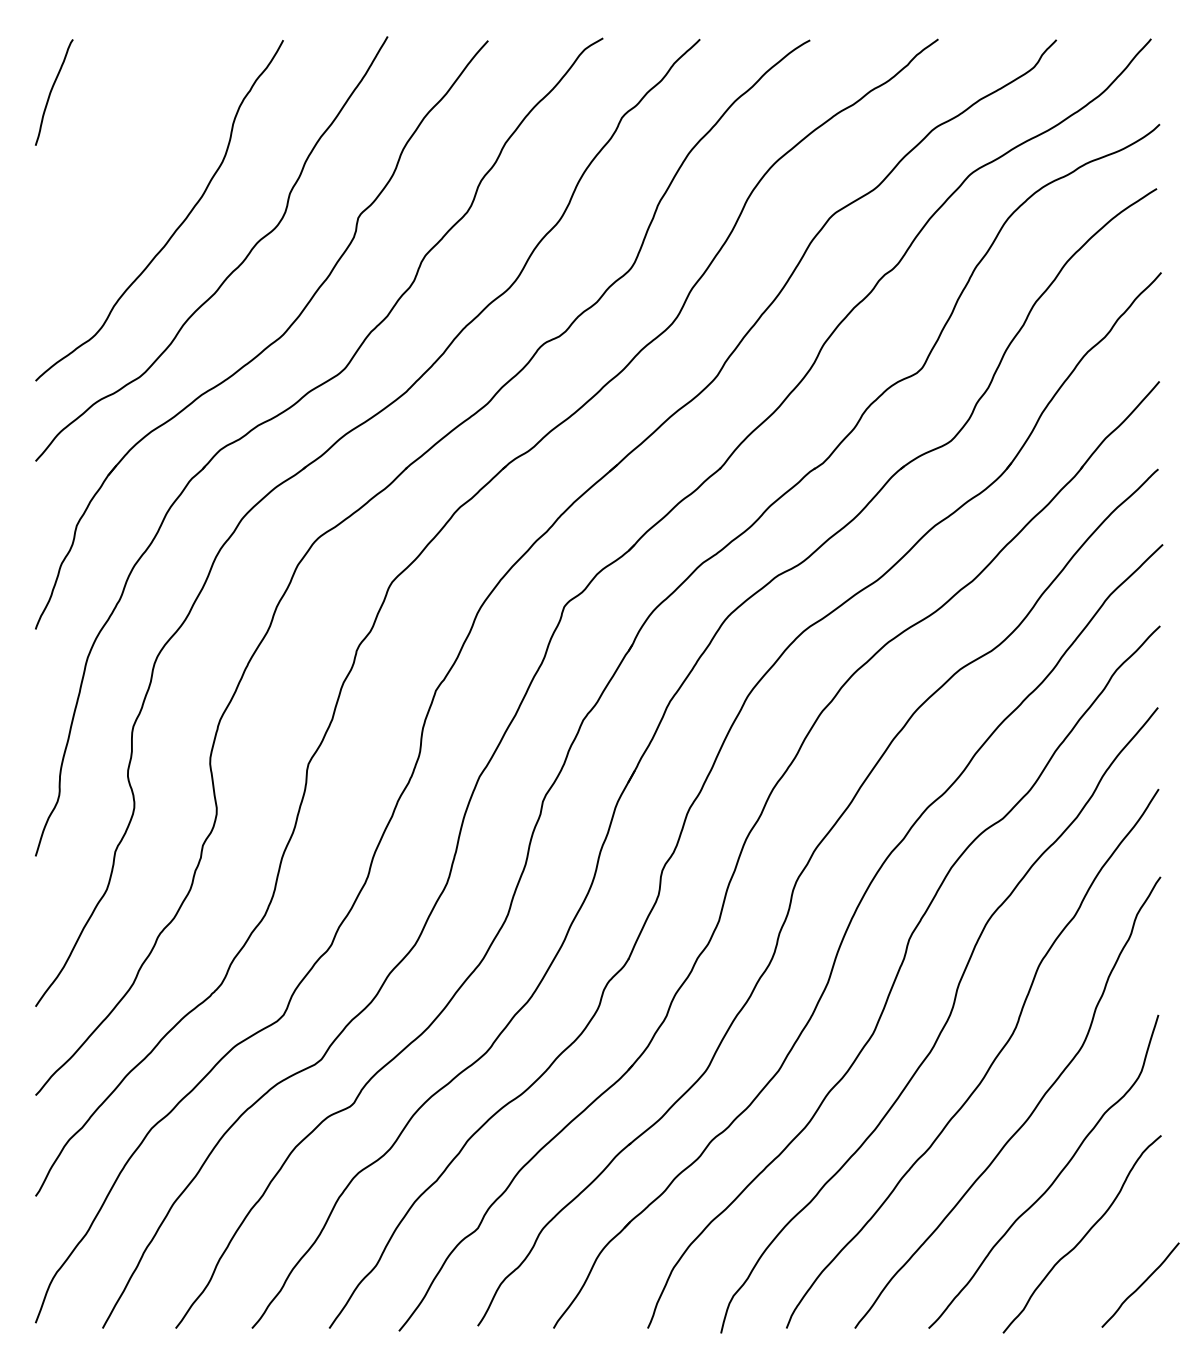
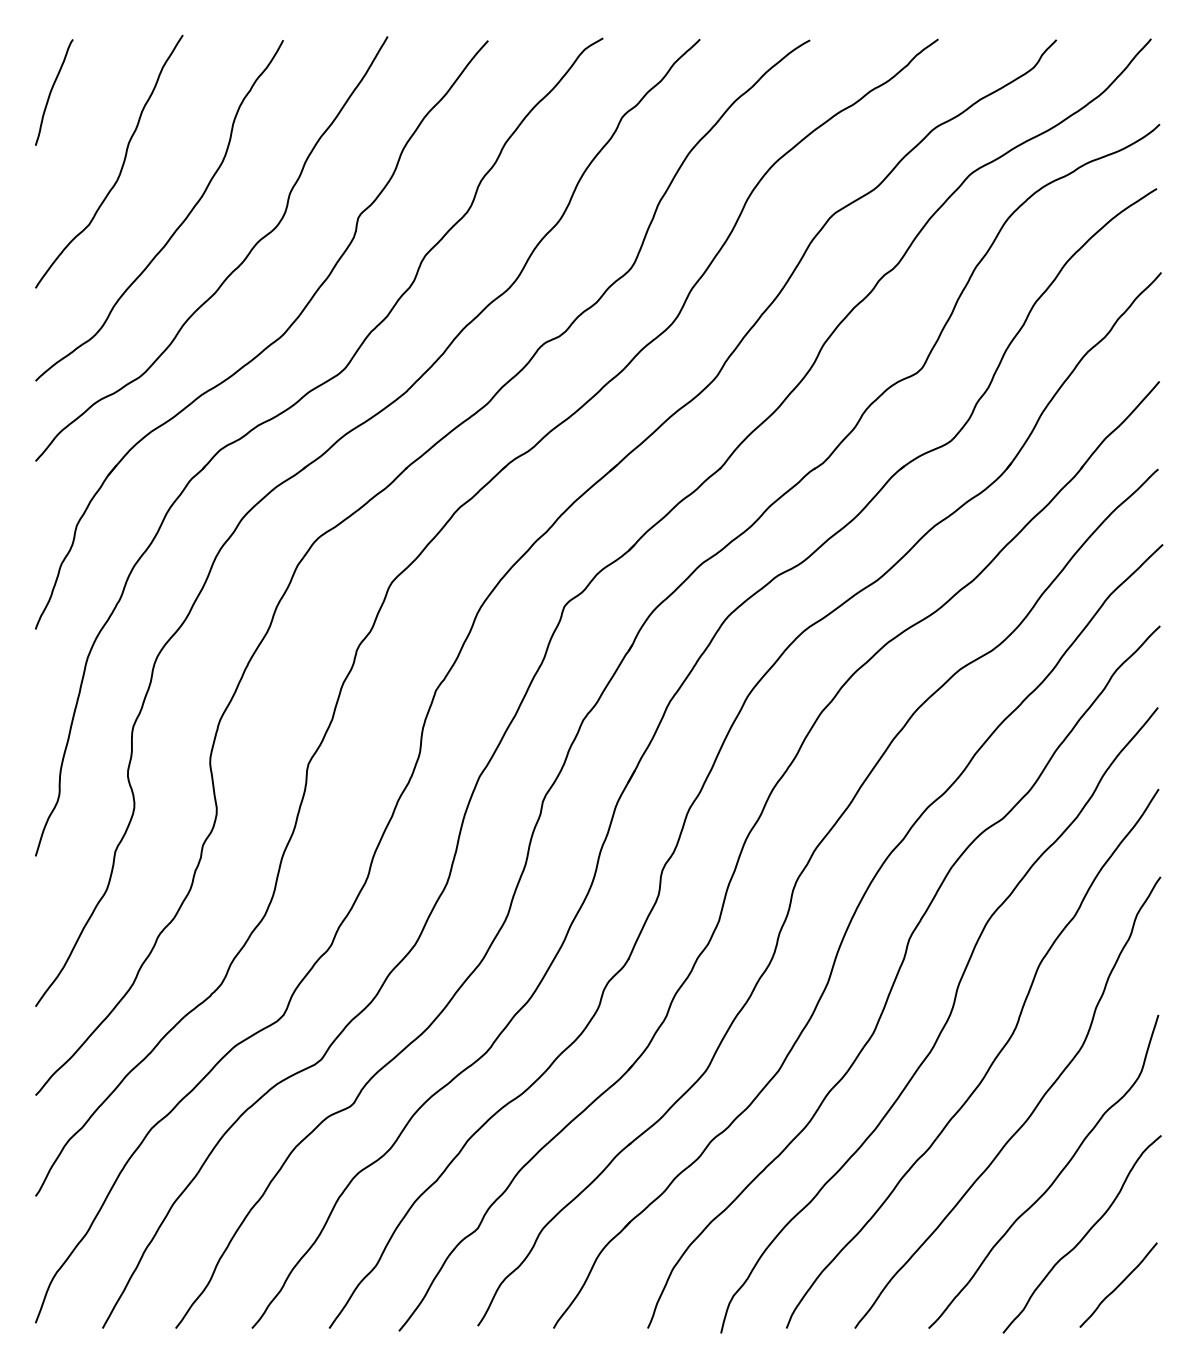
curve: none -> present (121, 166)
curve position: (1140, 1284) -> (1118, 1284) (1118, 1284)
